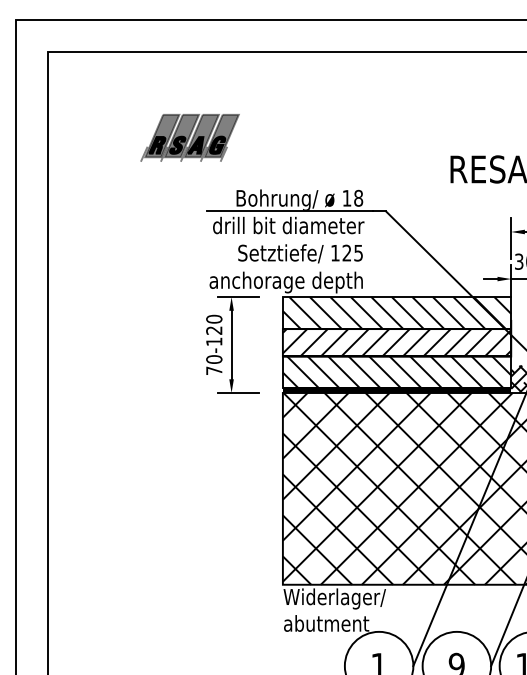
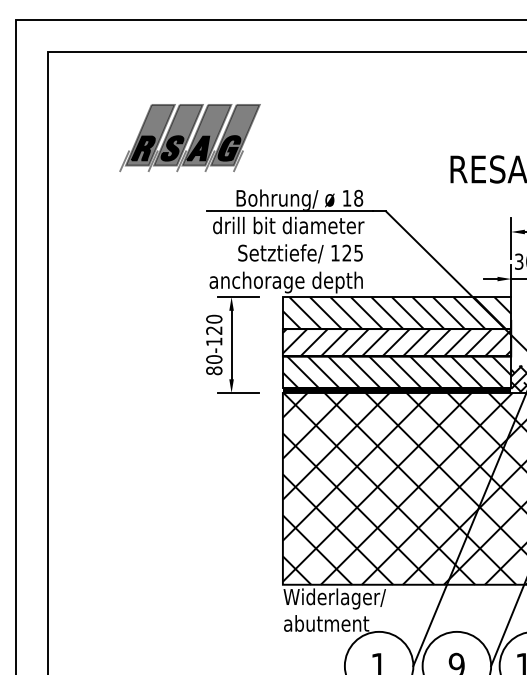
part size: 100x48 px -> 142x68 px (189, 137)
text: 70-120 -> 80-120 (214, 370)
